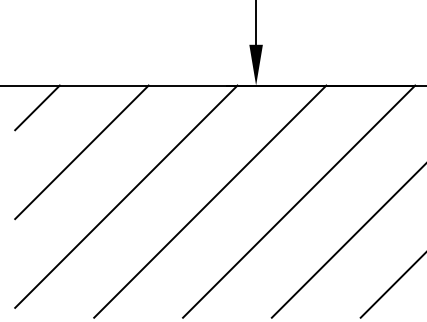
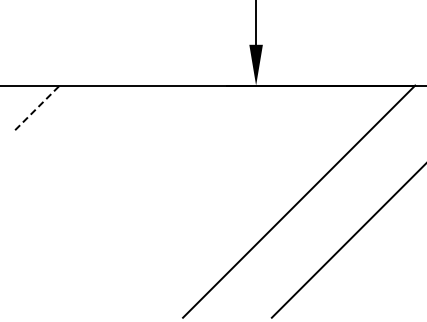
line: solid -> dashed (37, 107)
line: present -> none (81, 152)
line: present -> none (126, 196)
line: present -> none (210, 201)
line: present -> none (391, 285)
